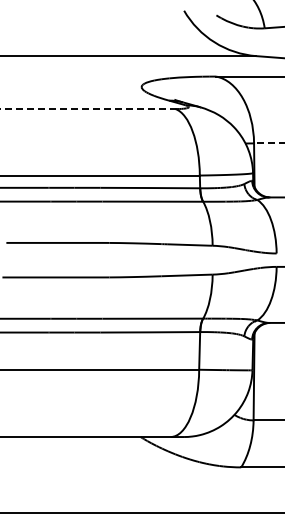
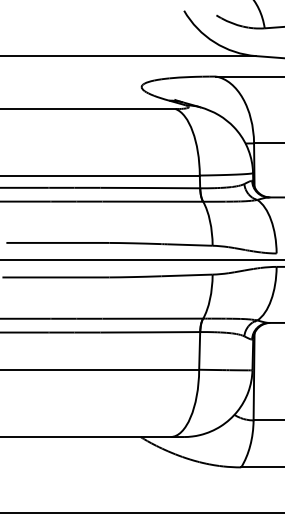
line: dashed -> solid (88, 109)
line: dashed -> solid (269, 143)
line: none -> present (141, 260)
